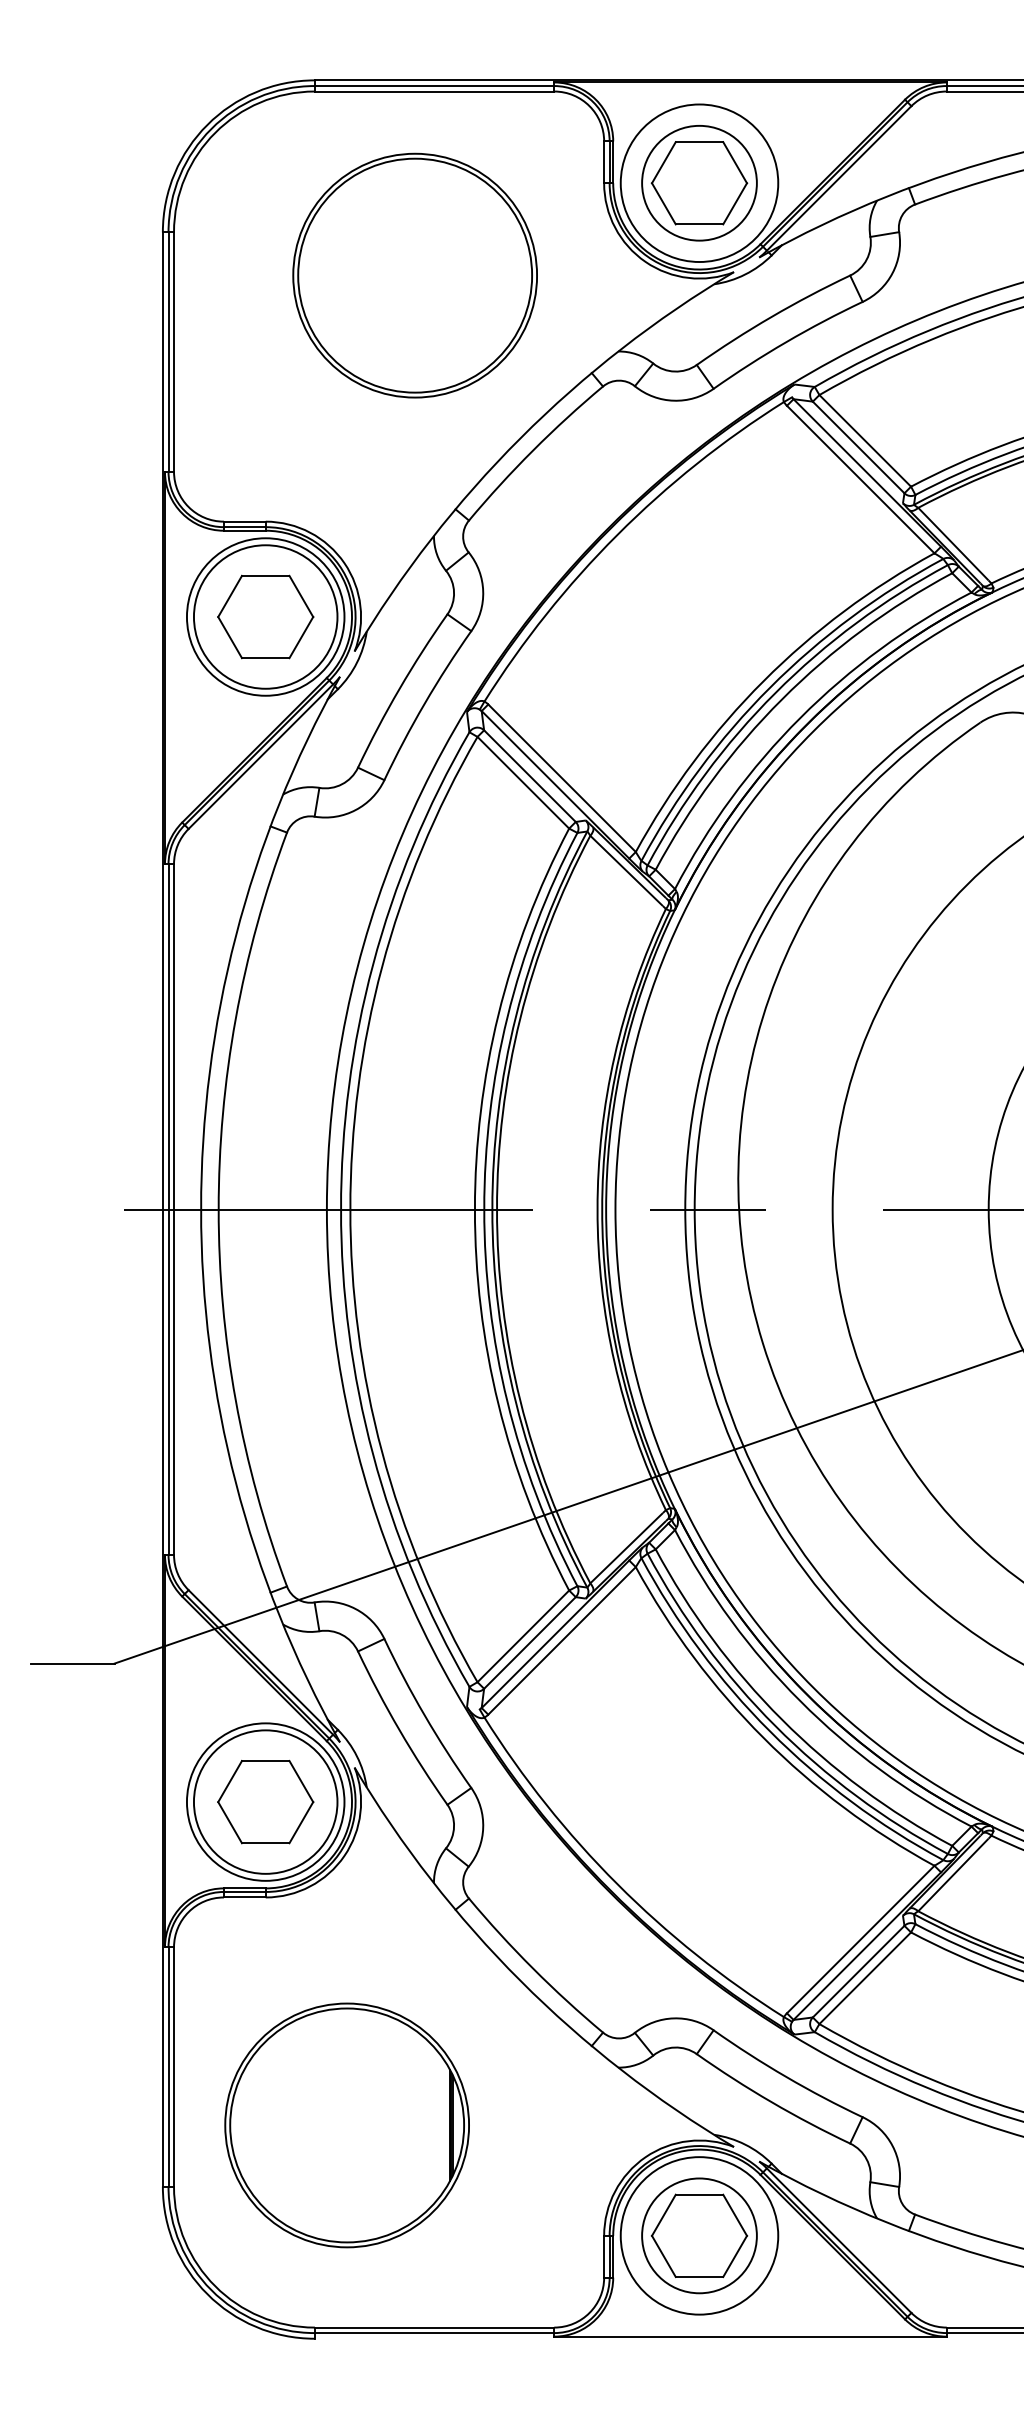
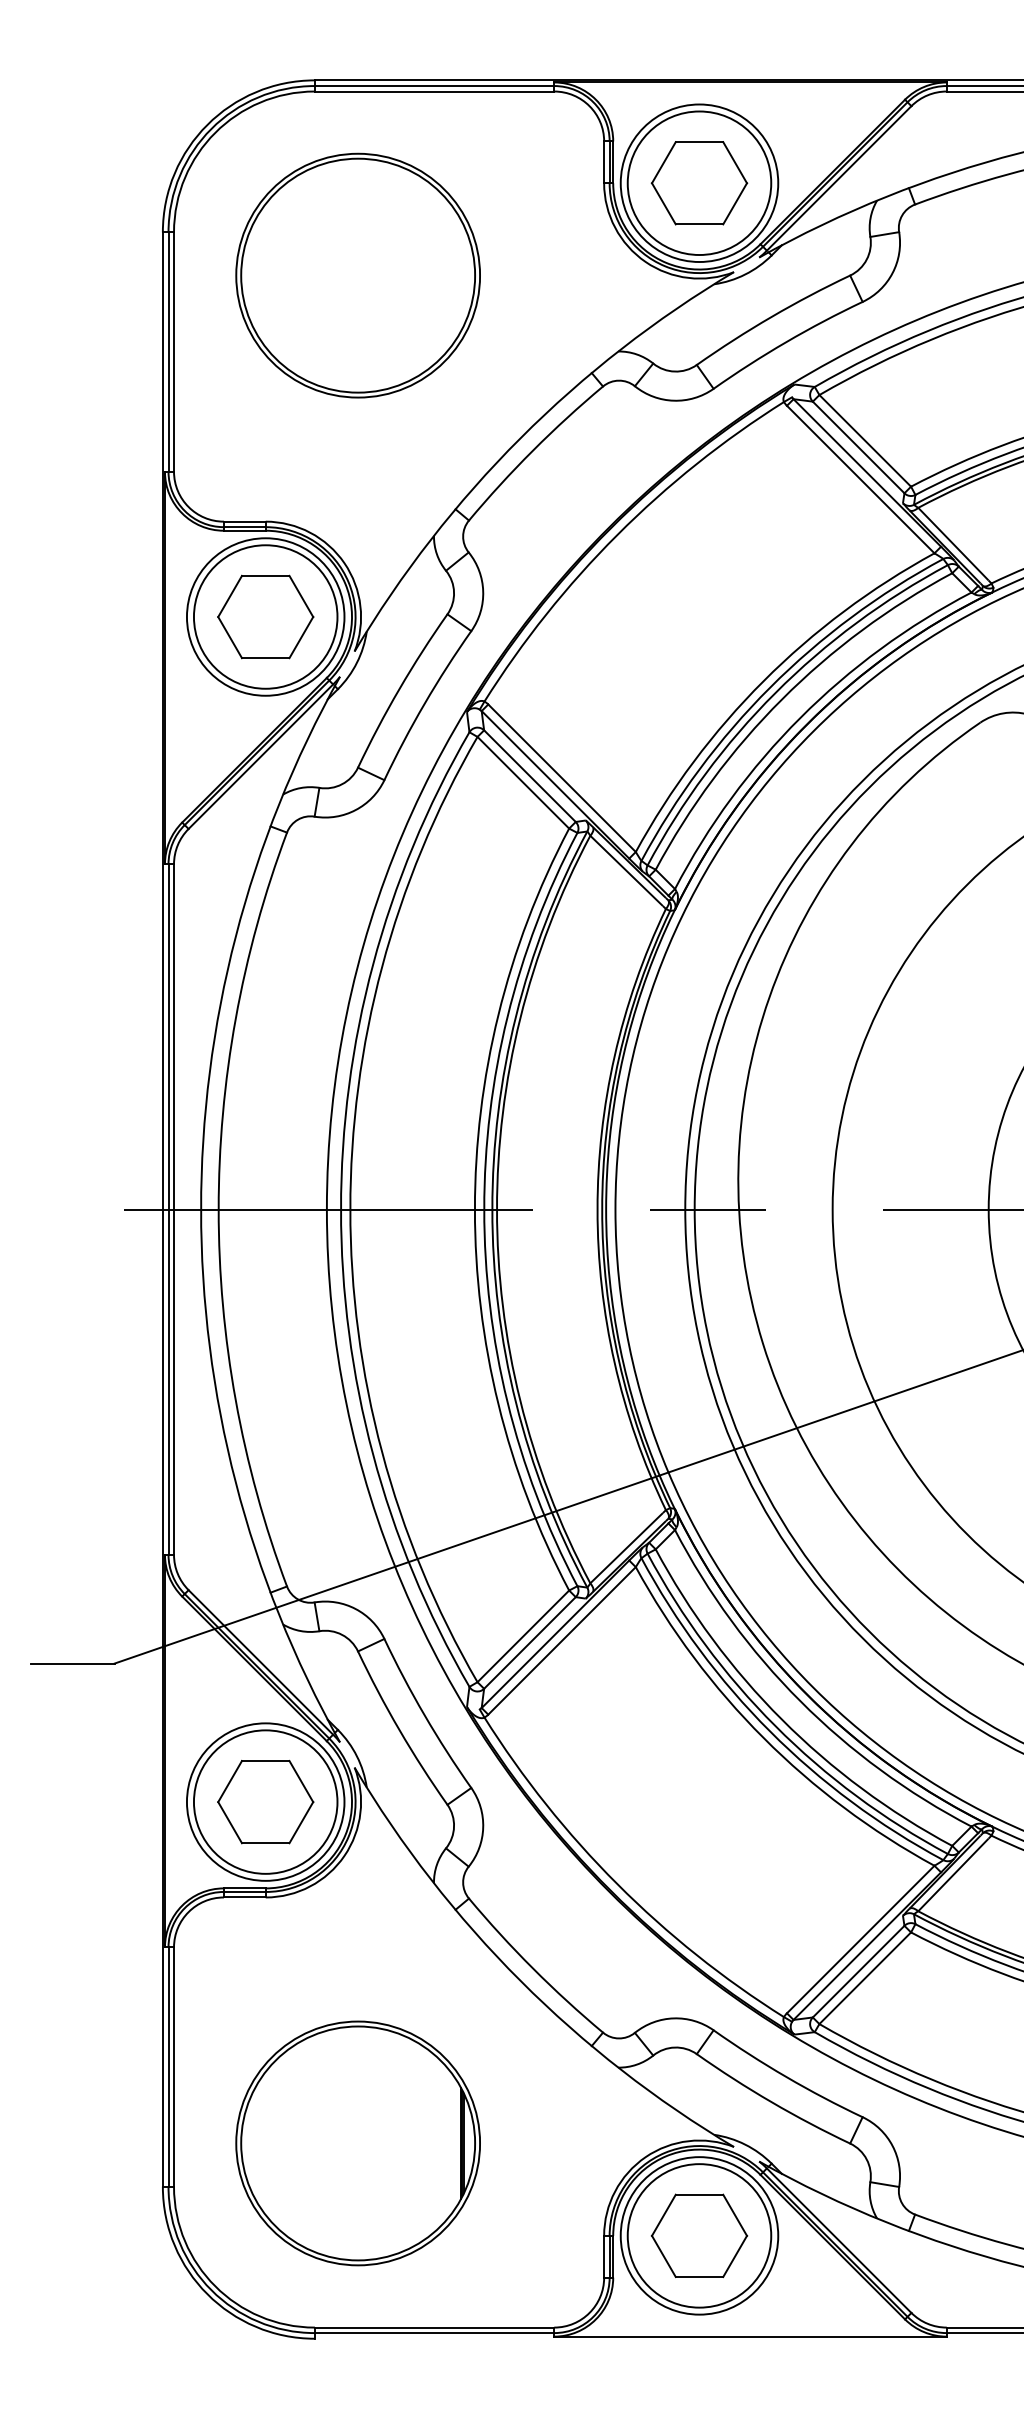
circle diameter: 115 px -> 144 px (699, 183)
part position: (414, 275) -> (357, 275) (357, 275)
part position: (346, 2125) -> (357, 2143) (357, 2143)
circle diameter: 115 px -> 144 px (699, 2235)
